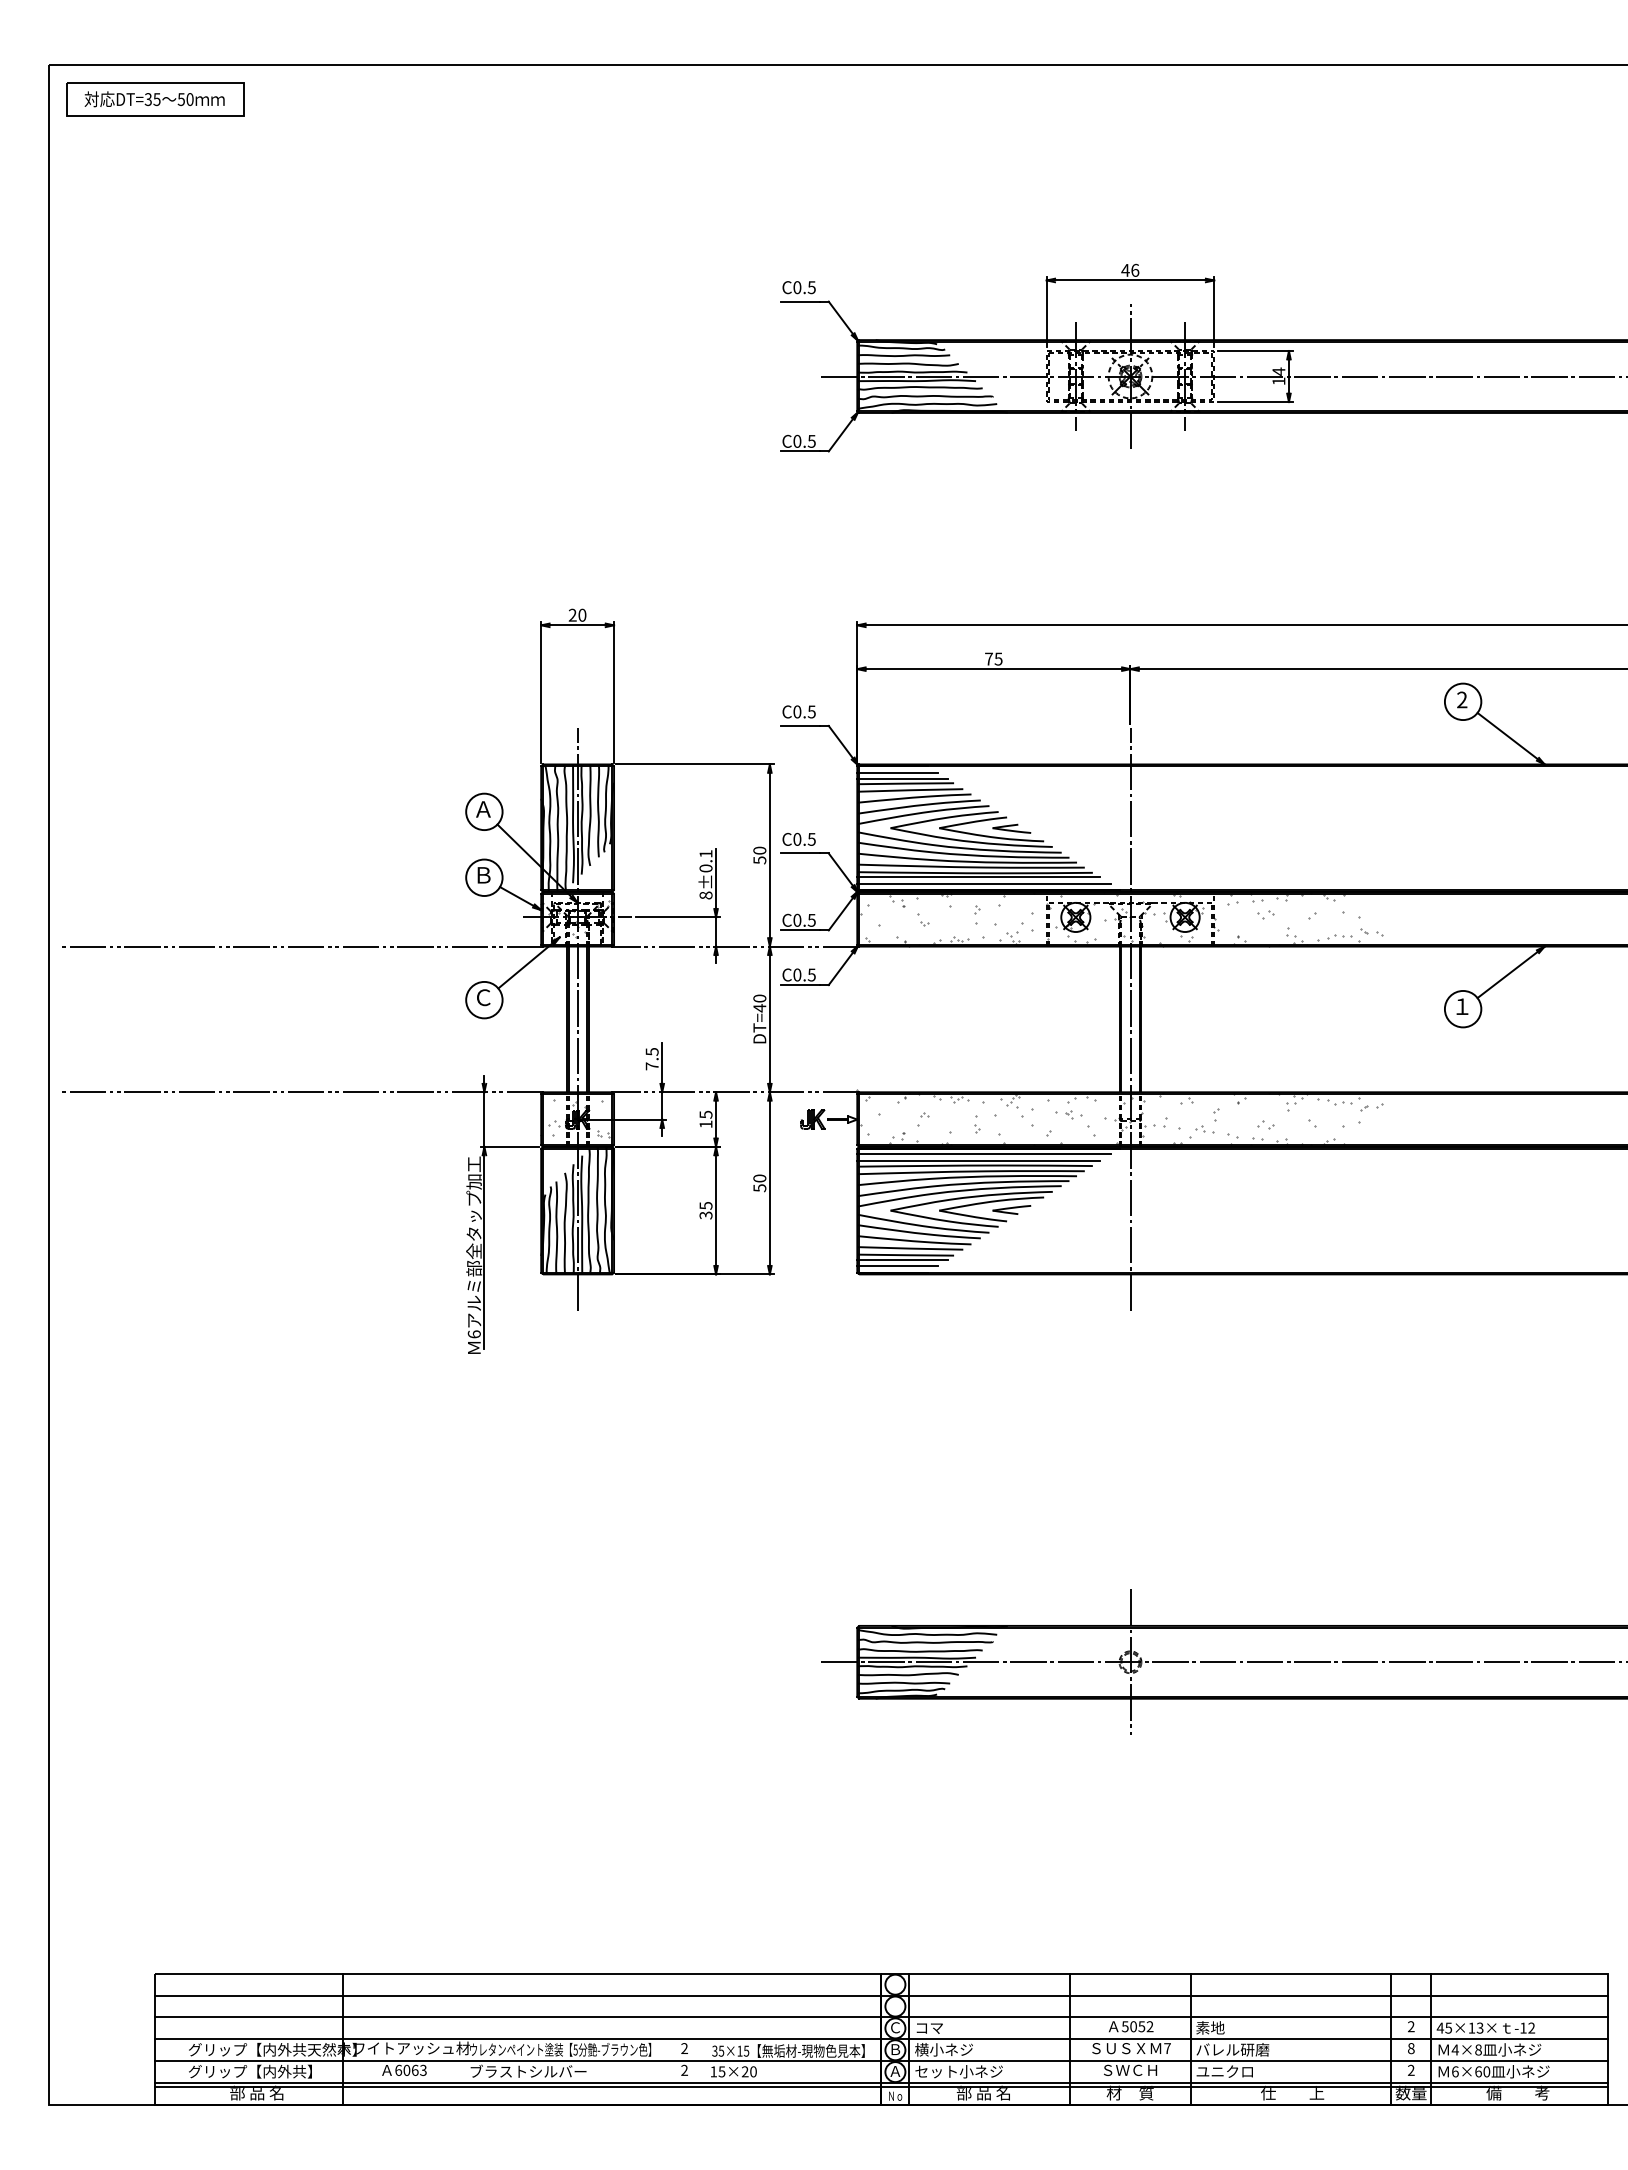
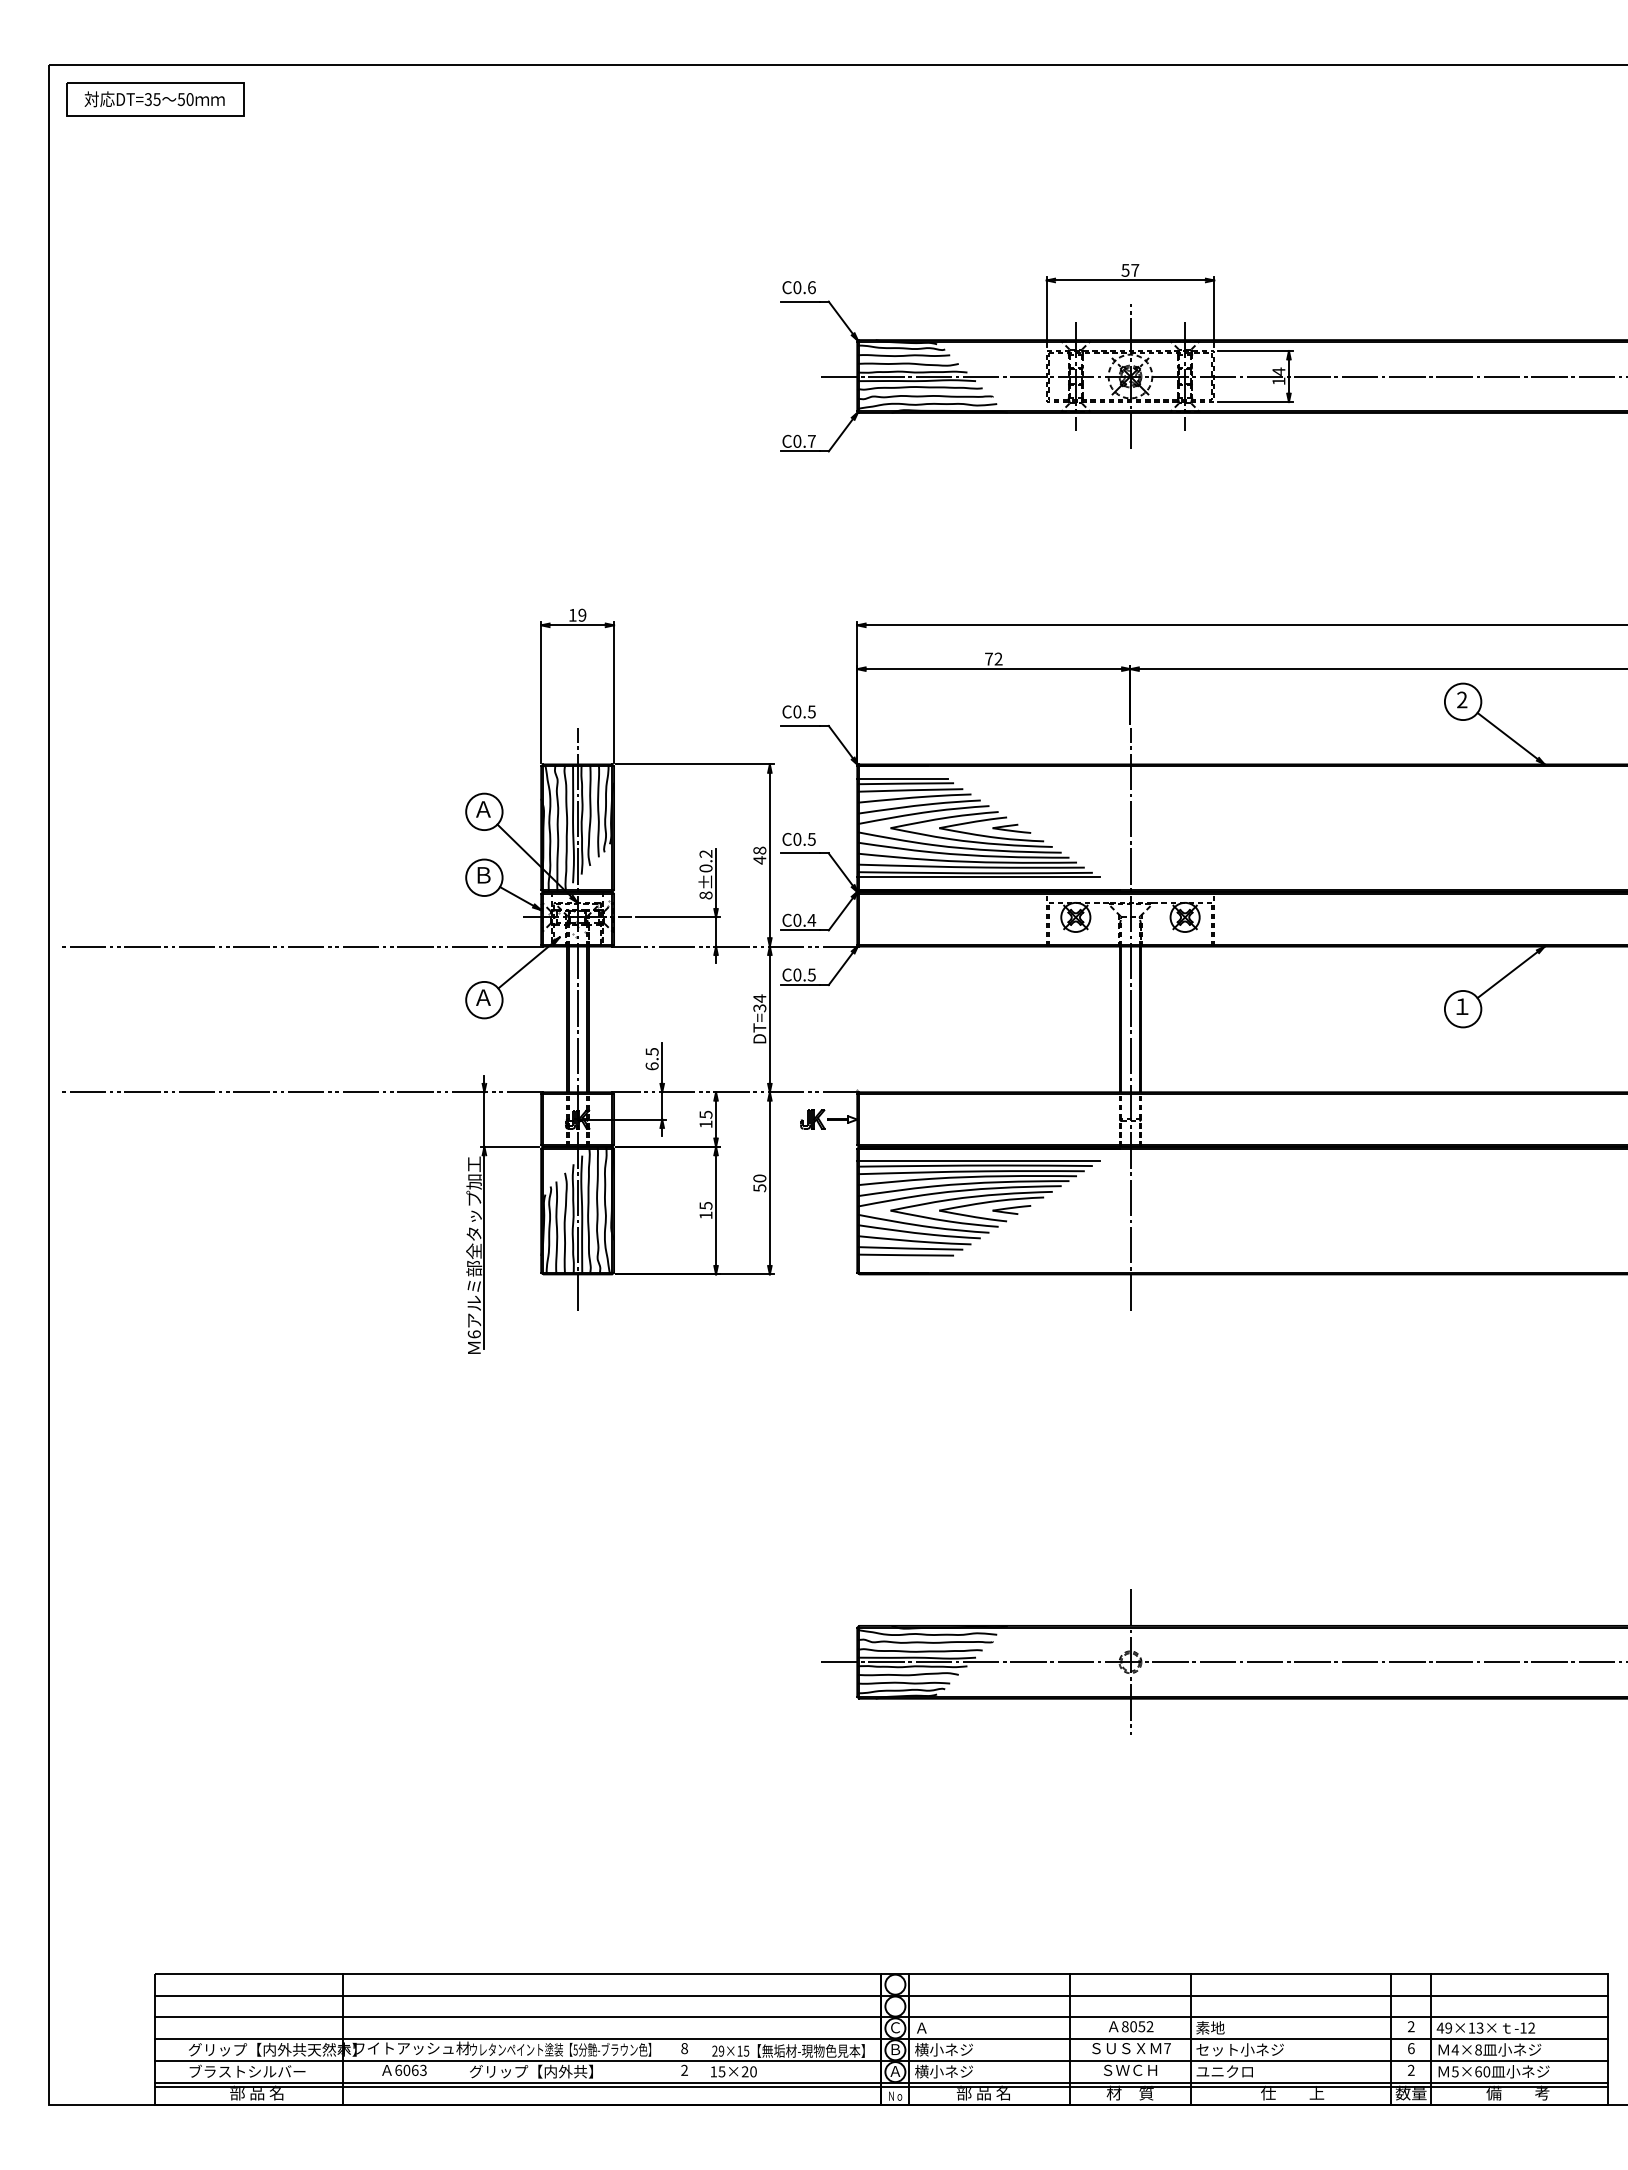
text: 46 -> 57 (1130, 269)
text: C0.5 -> C0.6 (811, 287)
text: C0.5 -> C0.7 (811, 441)
text: 20 -> 19 (577, 614)
text: 75 -> 72 (998, 658)
line: present -> none (897, 772)
text: 8±0.1 -> 8±0.2 (705, 853)
text: 50 -> 48 (759, 855)
line: present -> none (983, 884)
hatch: present -> none (1121, 919)
text: C0.5 -> C0.4 (811, 920)
text: Ｃ -> Ａ (483, 997)
text: DT=40 -> DT=34 (759, 1003)
text: 7.5 -> 6.5 (651, 1066)
hatch: present -> none (575, 1118)
hatch: present -> none (1121, 1119)
line: present -> none (983, 1154)
text: 35 -> 15 (705, 1215)
line: present -> none (902, 1259)
line: present -> none (897, 1265)
text: 5052 -> 8052 (1125, 2026)
text: コマ -> Ａ (929, 2027)
text: 45×13× -> 49×13× (1448, 2027)
text: 2 -> 8 (684, 2048)
text: 8 -> 6 (1411, 2048)
text: バレル研磨 -> セット小ネジ (1239, 2049)
text: 35×15 -> 29×15 (718, 2050)
text: グリップ【内外共】 -> ブラストシルバー (250, 2071)
text: ブラストシルバー -> グリップ【内外共】 (531, 2071)
text: セット小ネジ -> 横小ネジ (958, 2071)
text: 6×60 -> 5×60 (1455, 2071)
